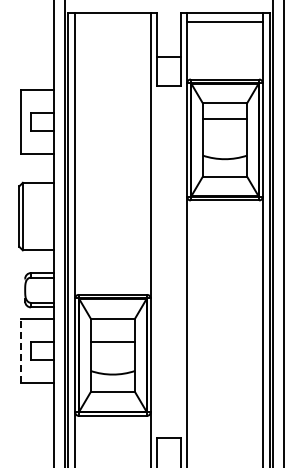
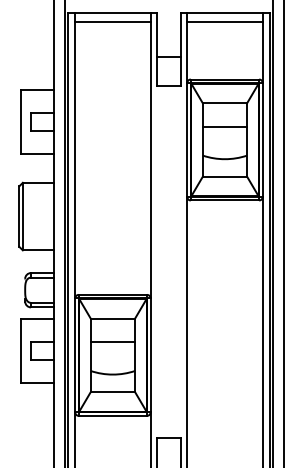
line: none -> present (112, 22)
line position: (224, 118) -> (224, 126) (224, 126)
line: dashed -> solid (20, 350)
